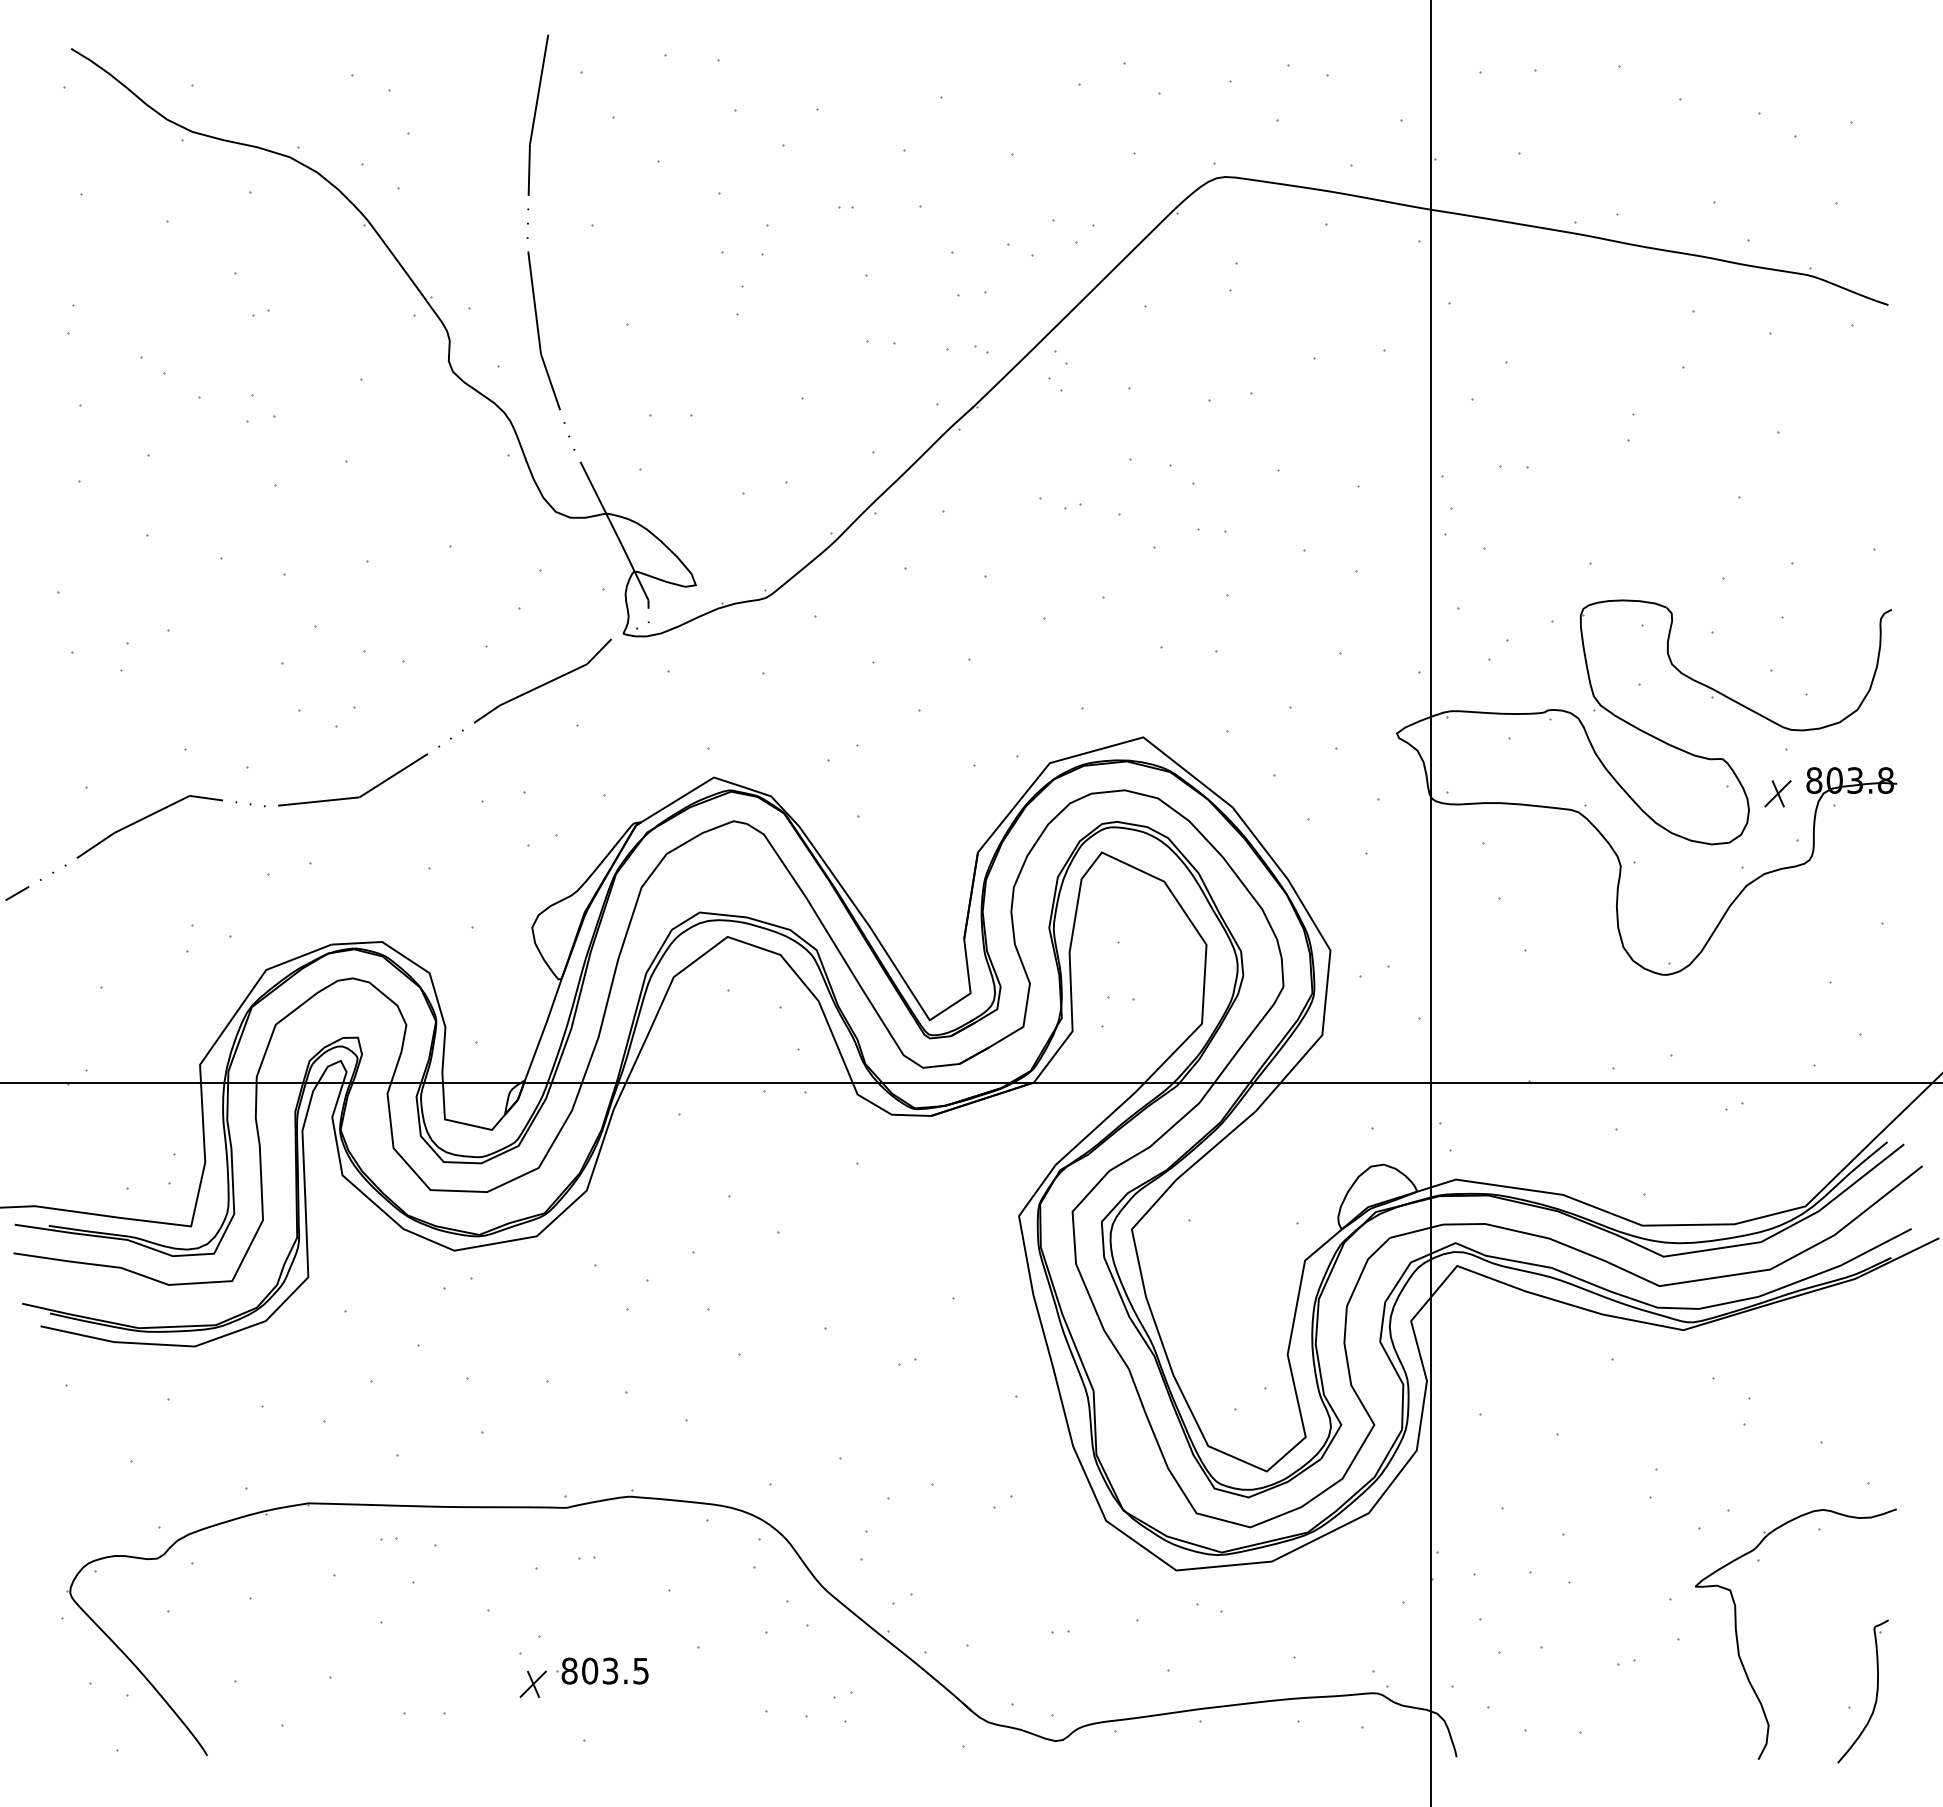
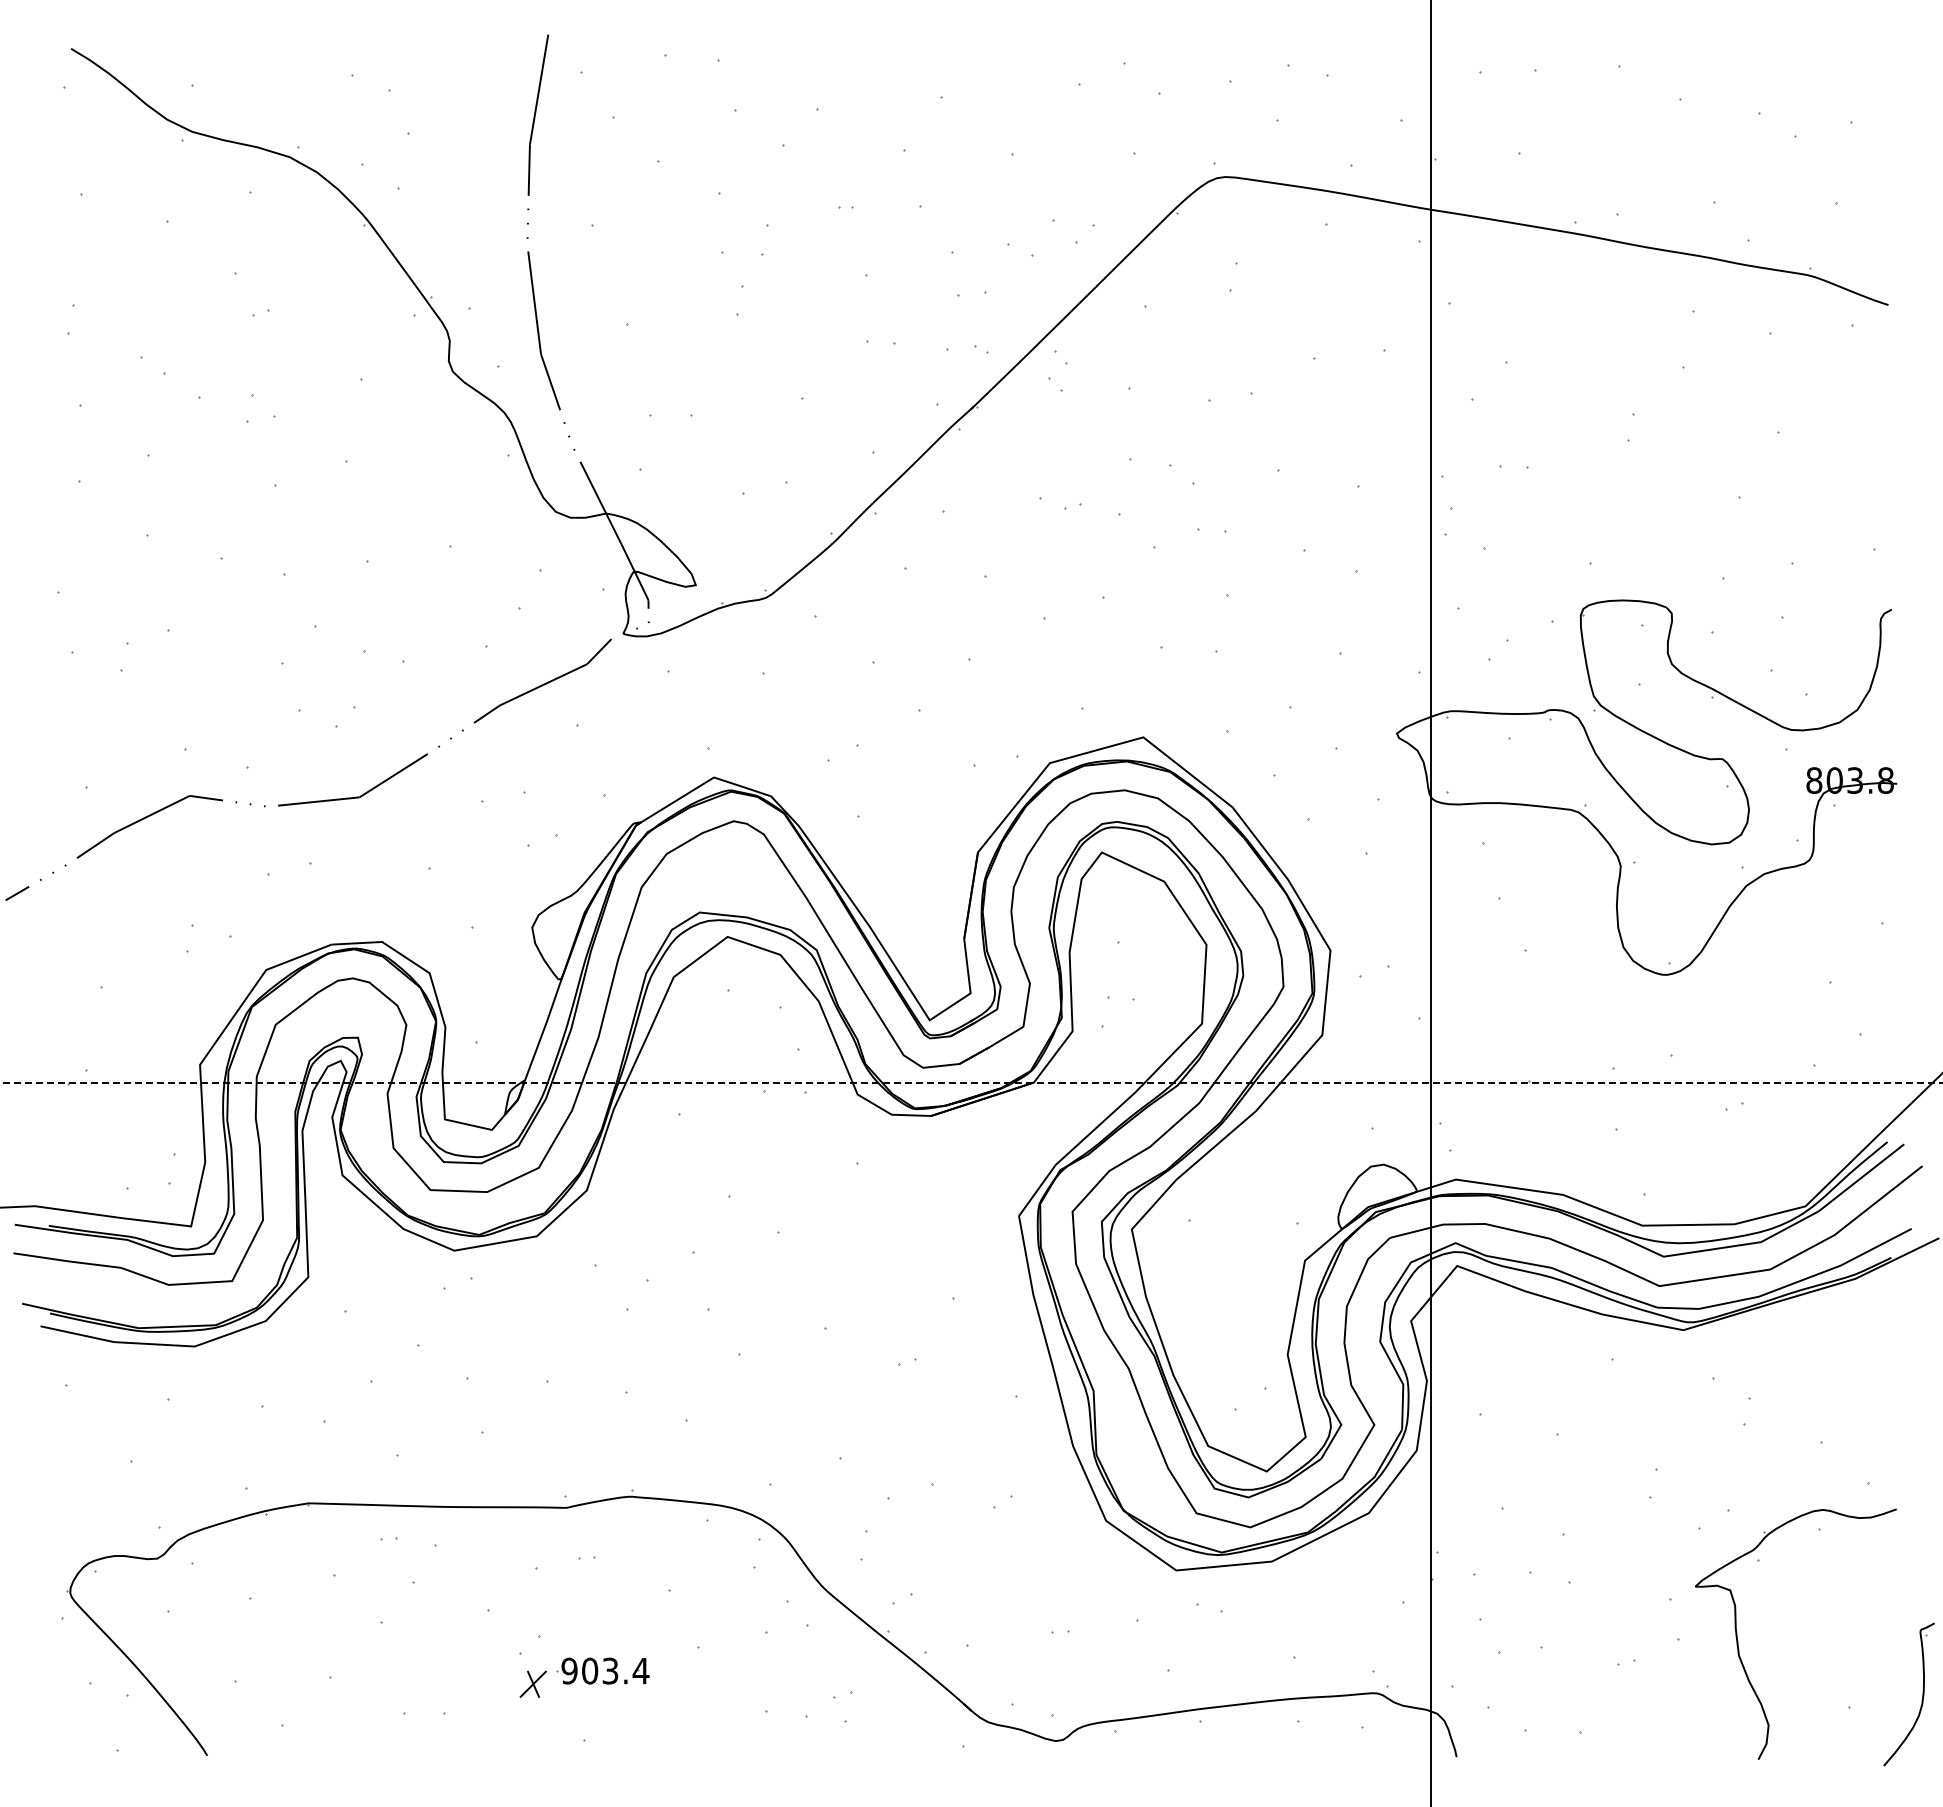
part: present -> none (1777, 793)
line: solid -> dashed (970, 1083)
text: 803.5 -> 903.4 (605, 1670)
part position: (1876, 1691) -> (1922, 1694) (1922, 1694)
